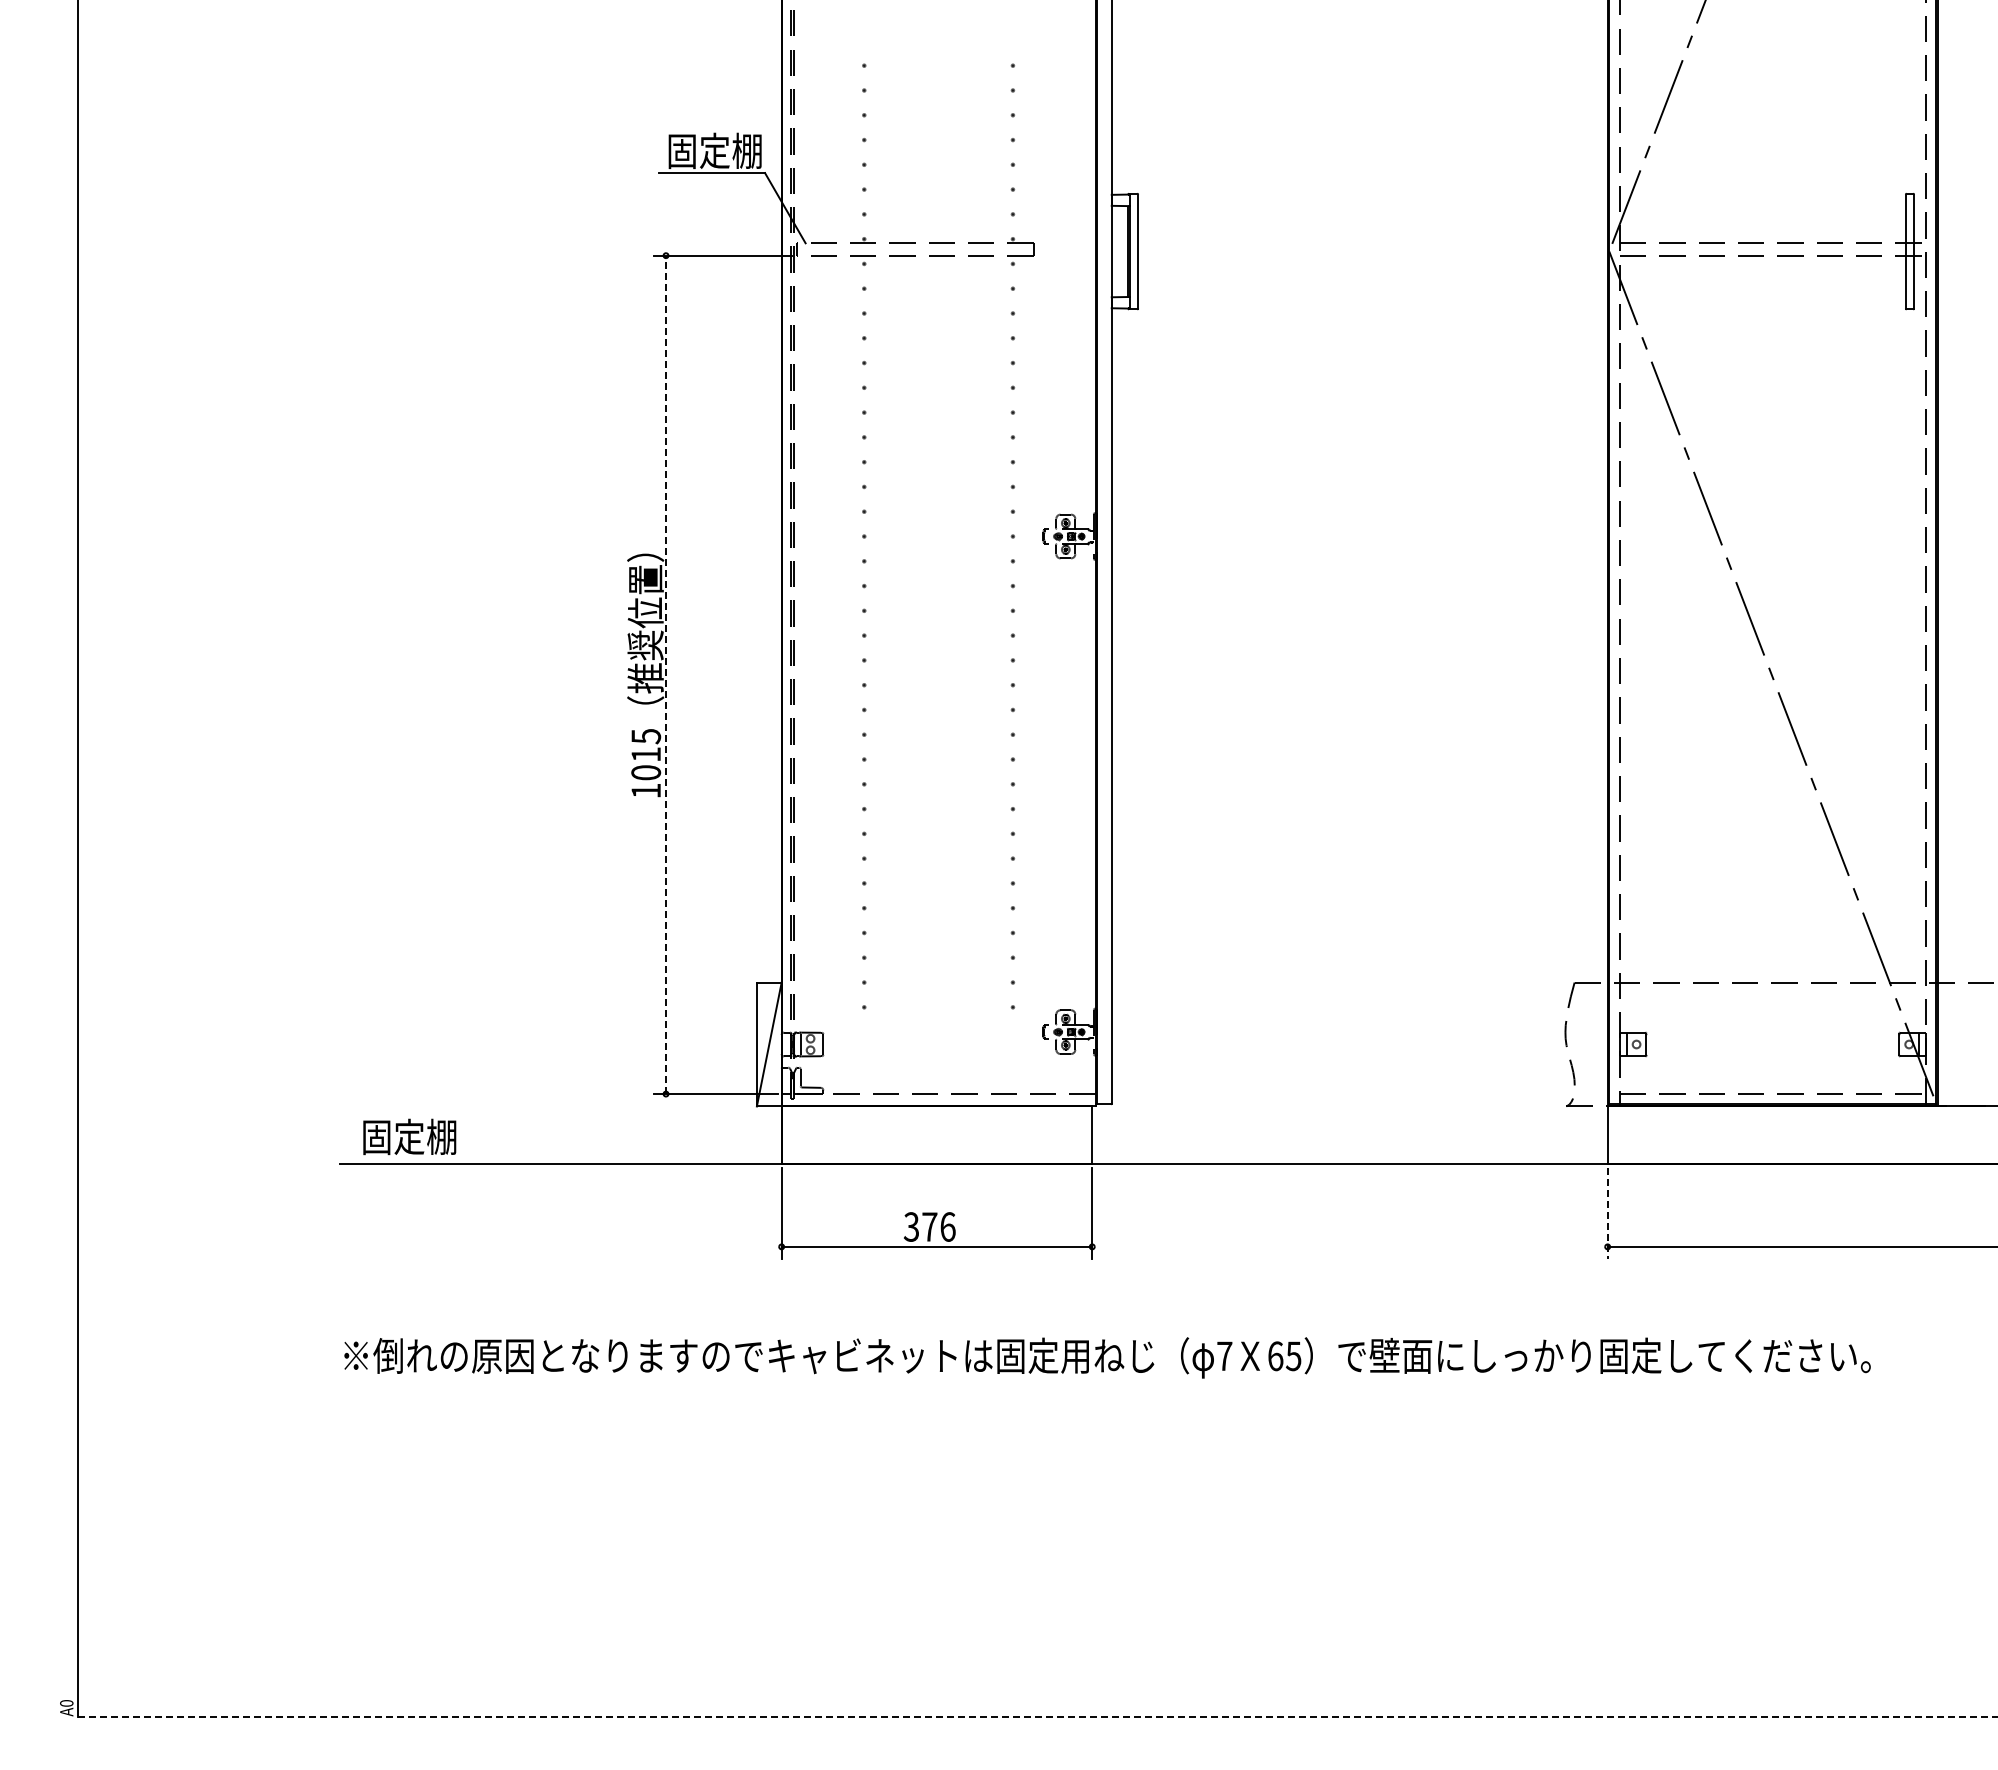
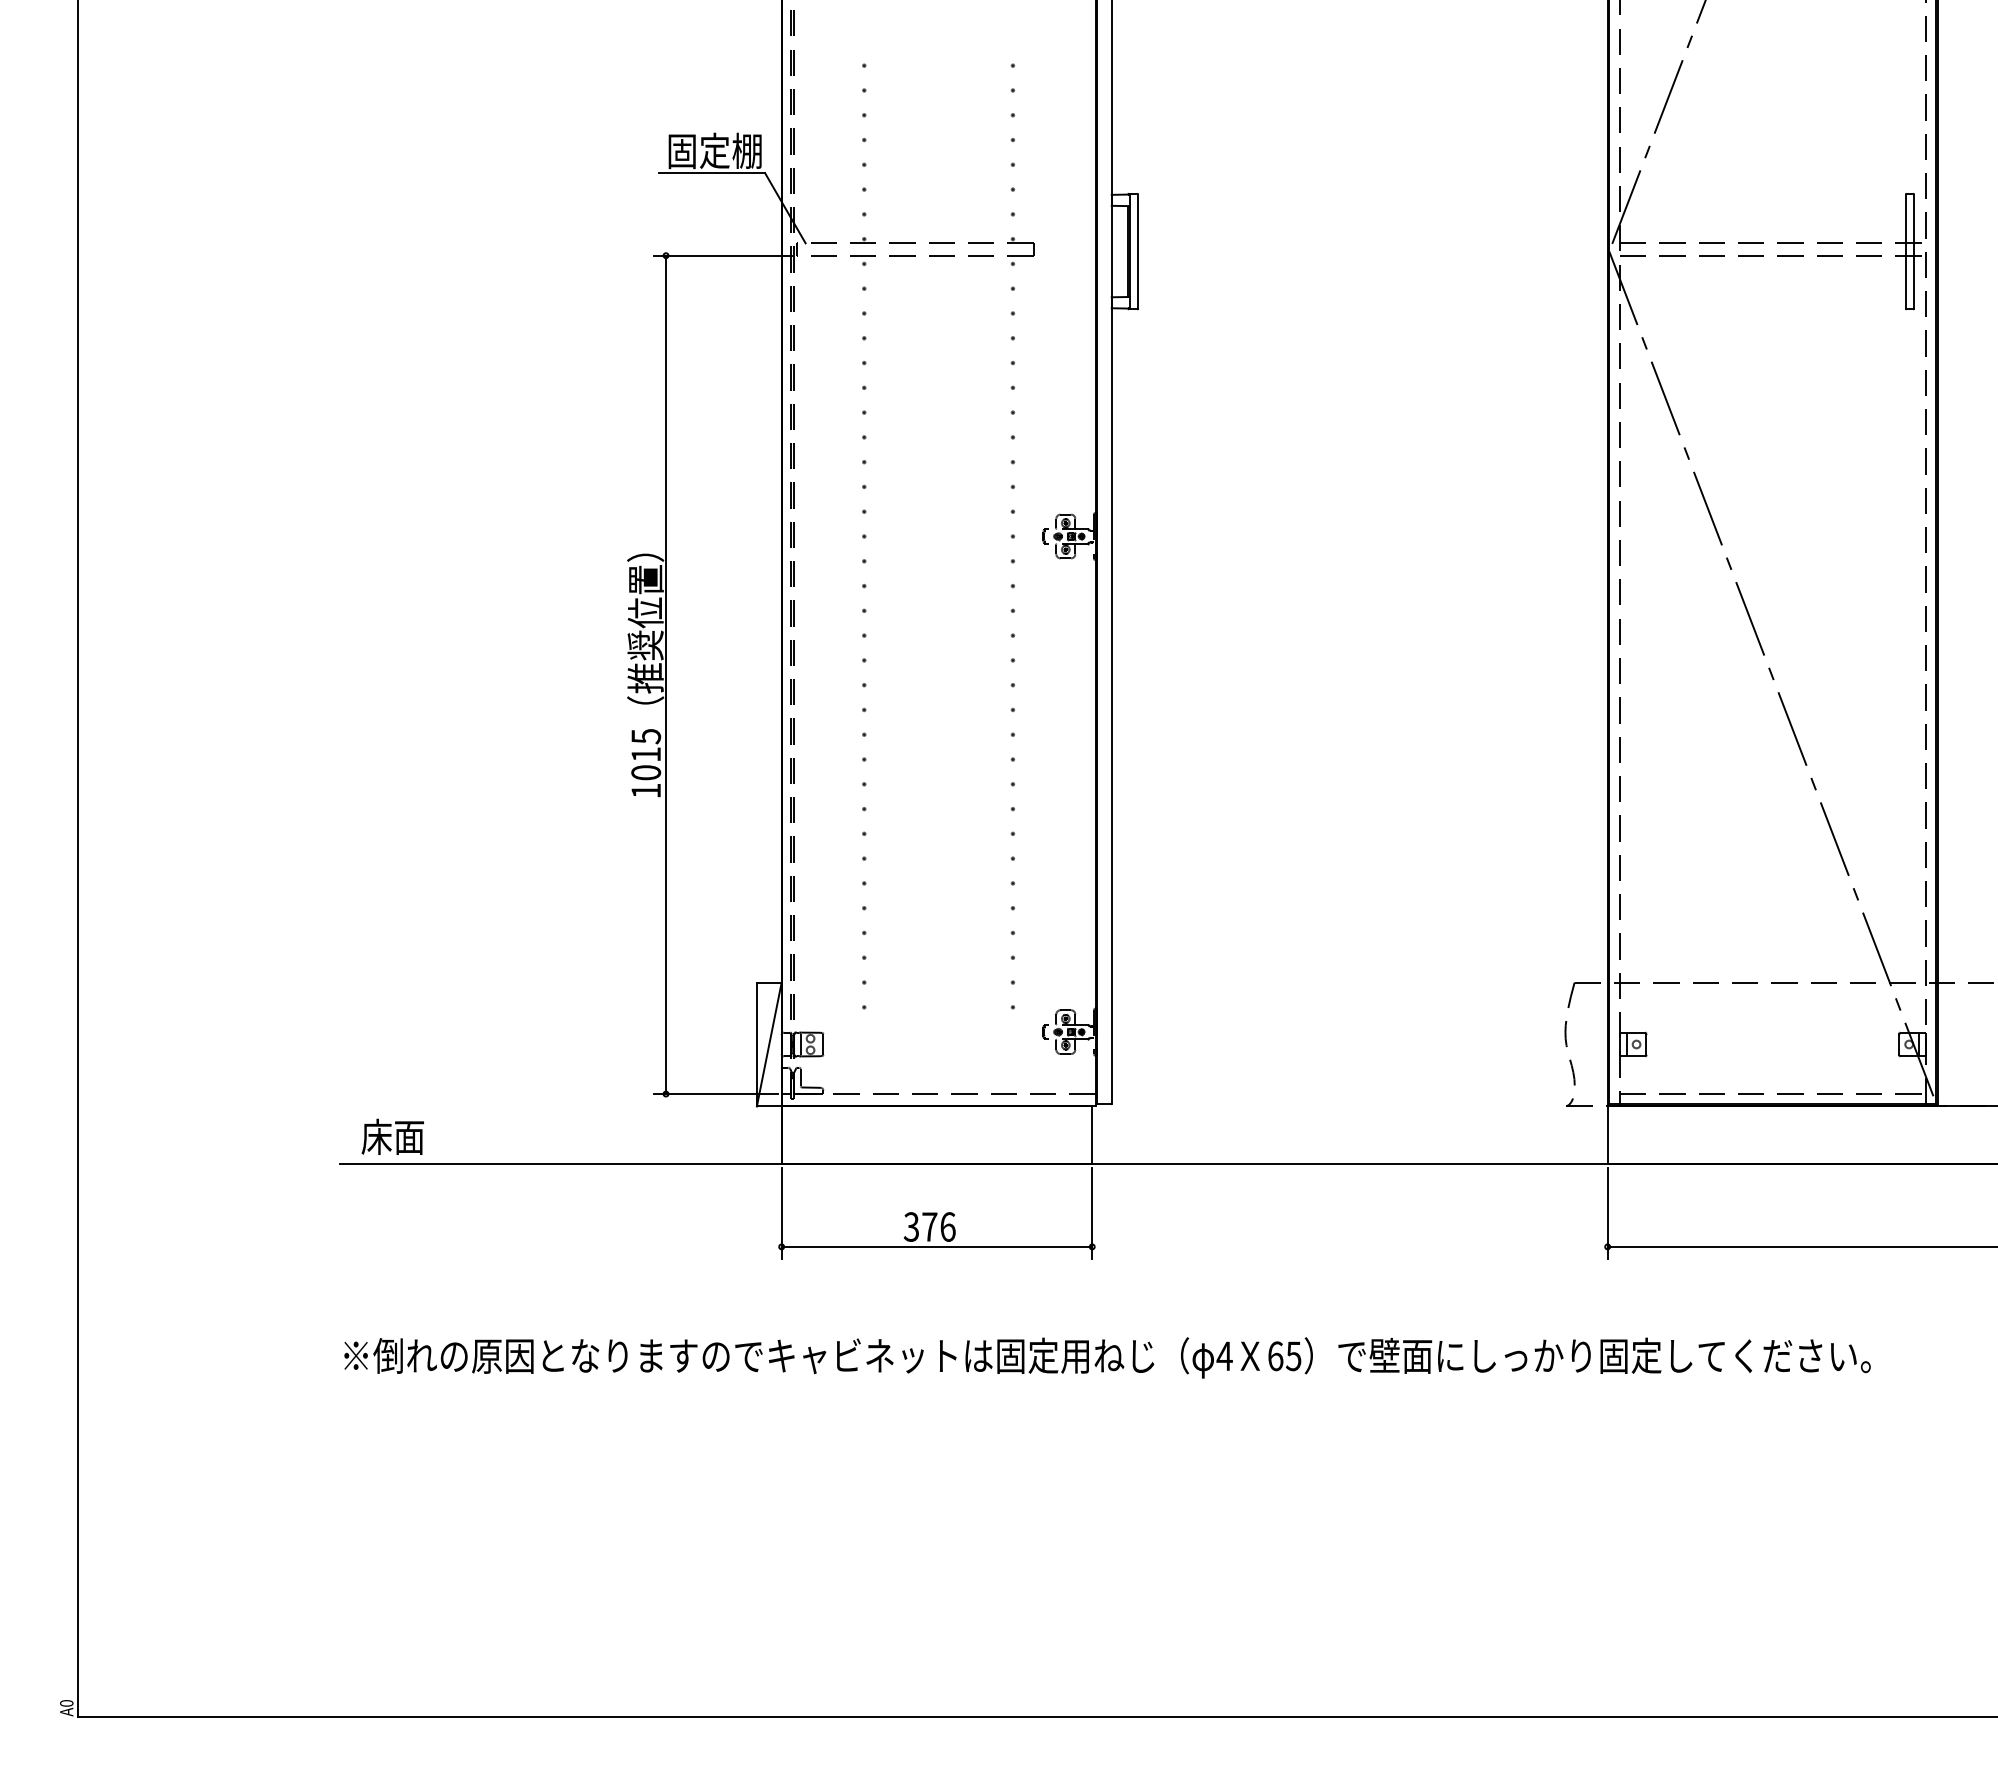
line: dashed -> solid (666, 674)
text: 固定棚 -> 床面 (408, 1136)
line: dashed -> solid (1607, 1214)
text: 7 -> 4 (1224, 1355)
line: dashed -> solid (1037, 1716)
